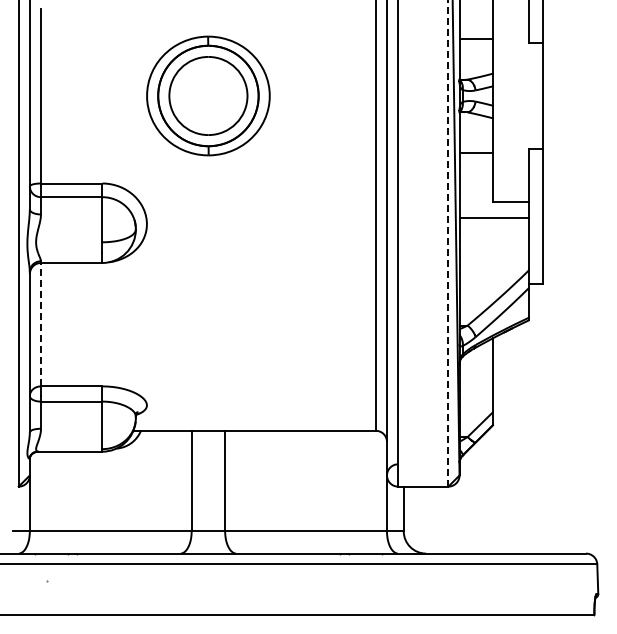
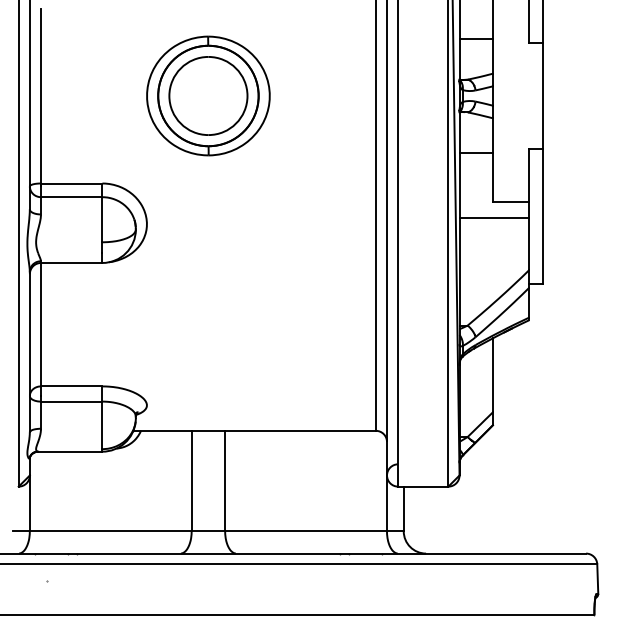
line: dashed -> solid (448, 242)
line: dashed -> solid (41, 324)
